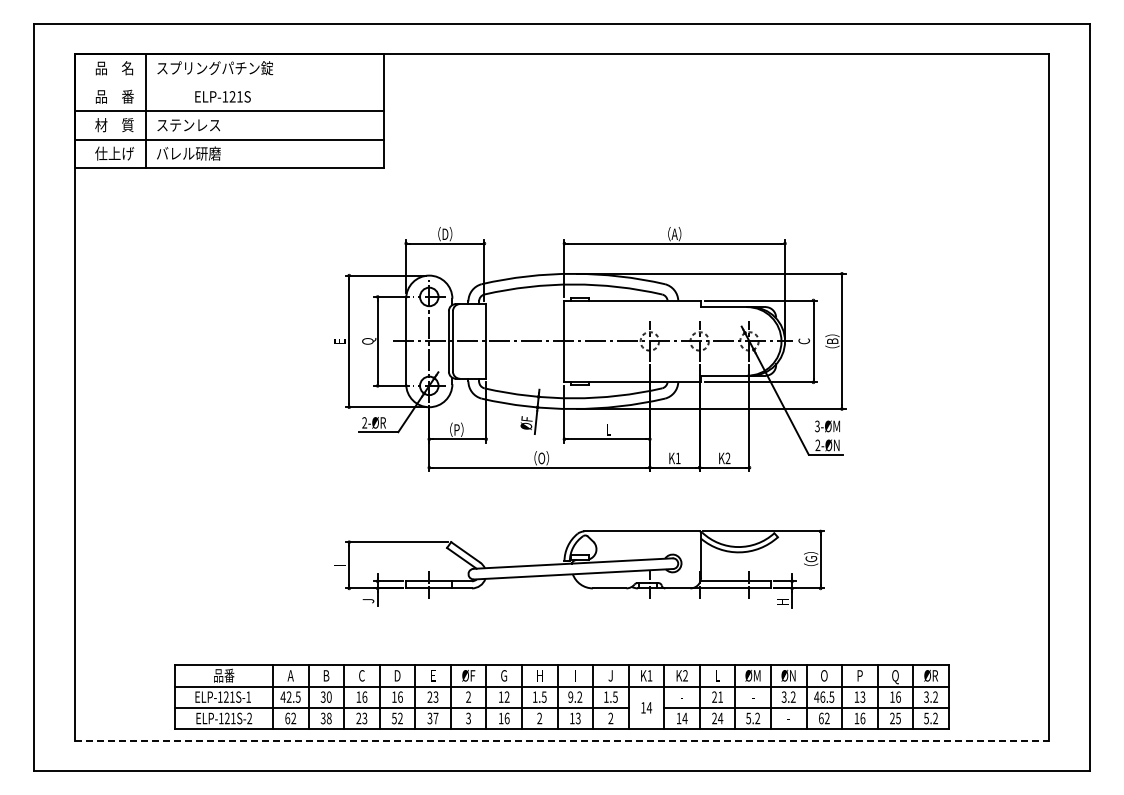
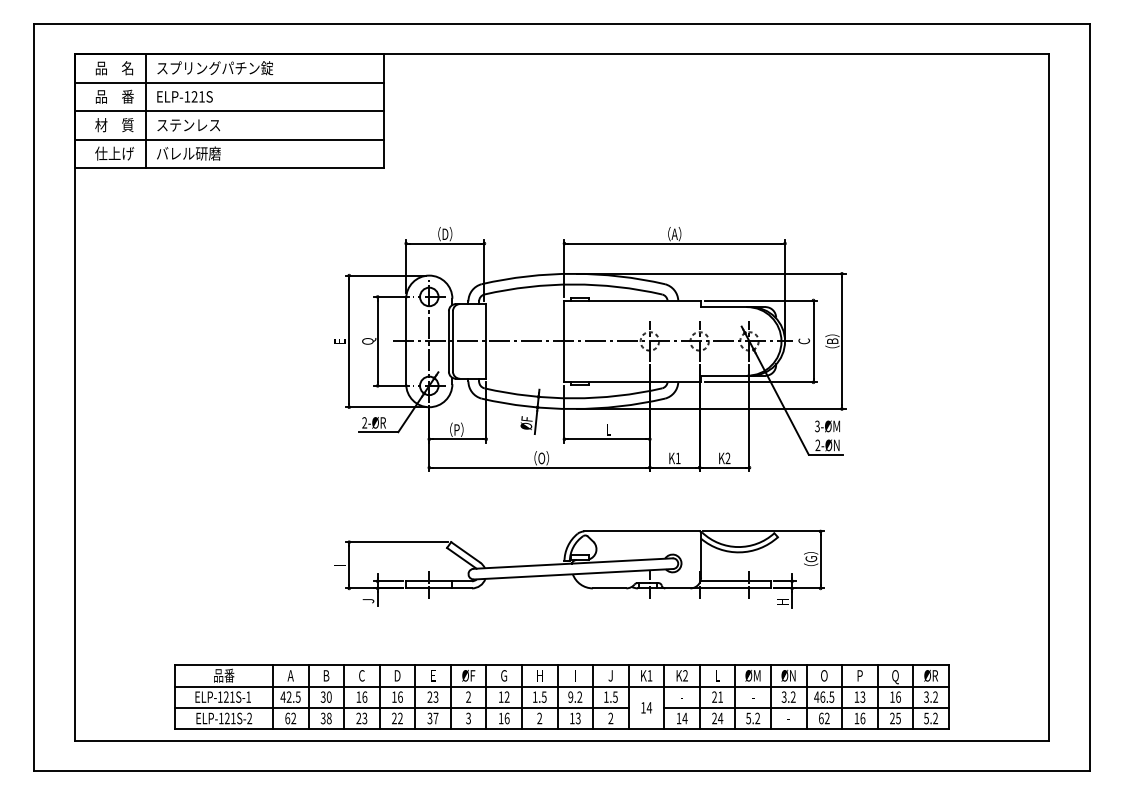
line: none -> present (229, 82)
text position: (222, 96) -> (184, 96) (184, 96)
text: 52 -> 22 (394, 718)
line: dashed -> solid (562, 740)
